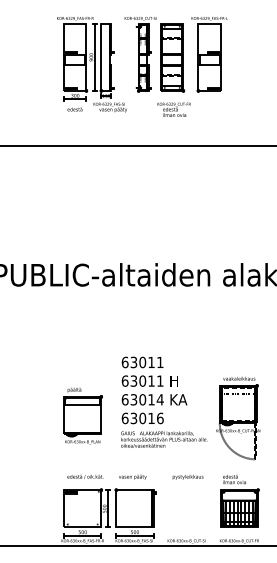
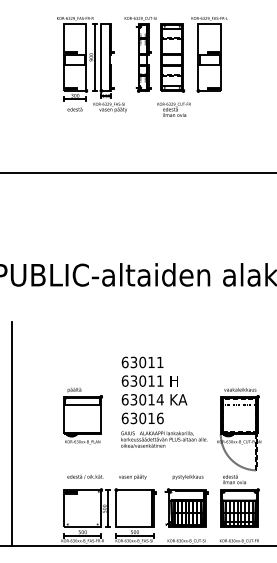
line position: (137, 146) -> (137, 173) (137, 173)
part position: (238, 418) -> (239, 429) (239, 429)
line: none -> present (11, 434)
part: none -> present (186, 507)
